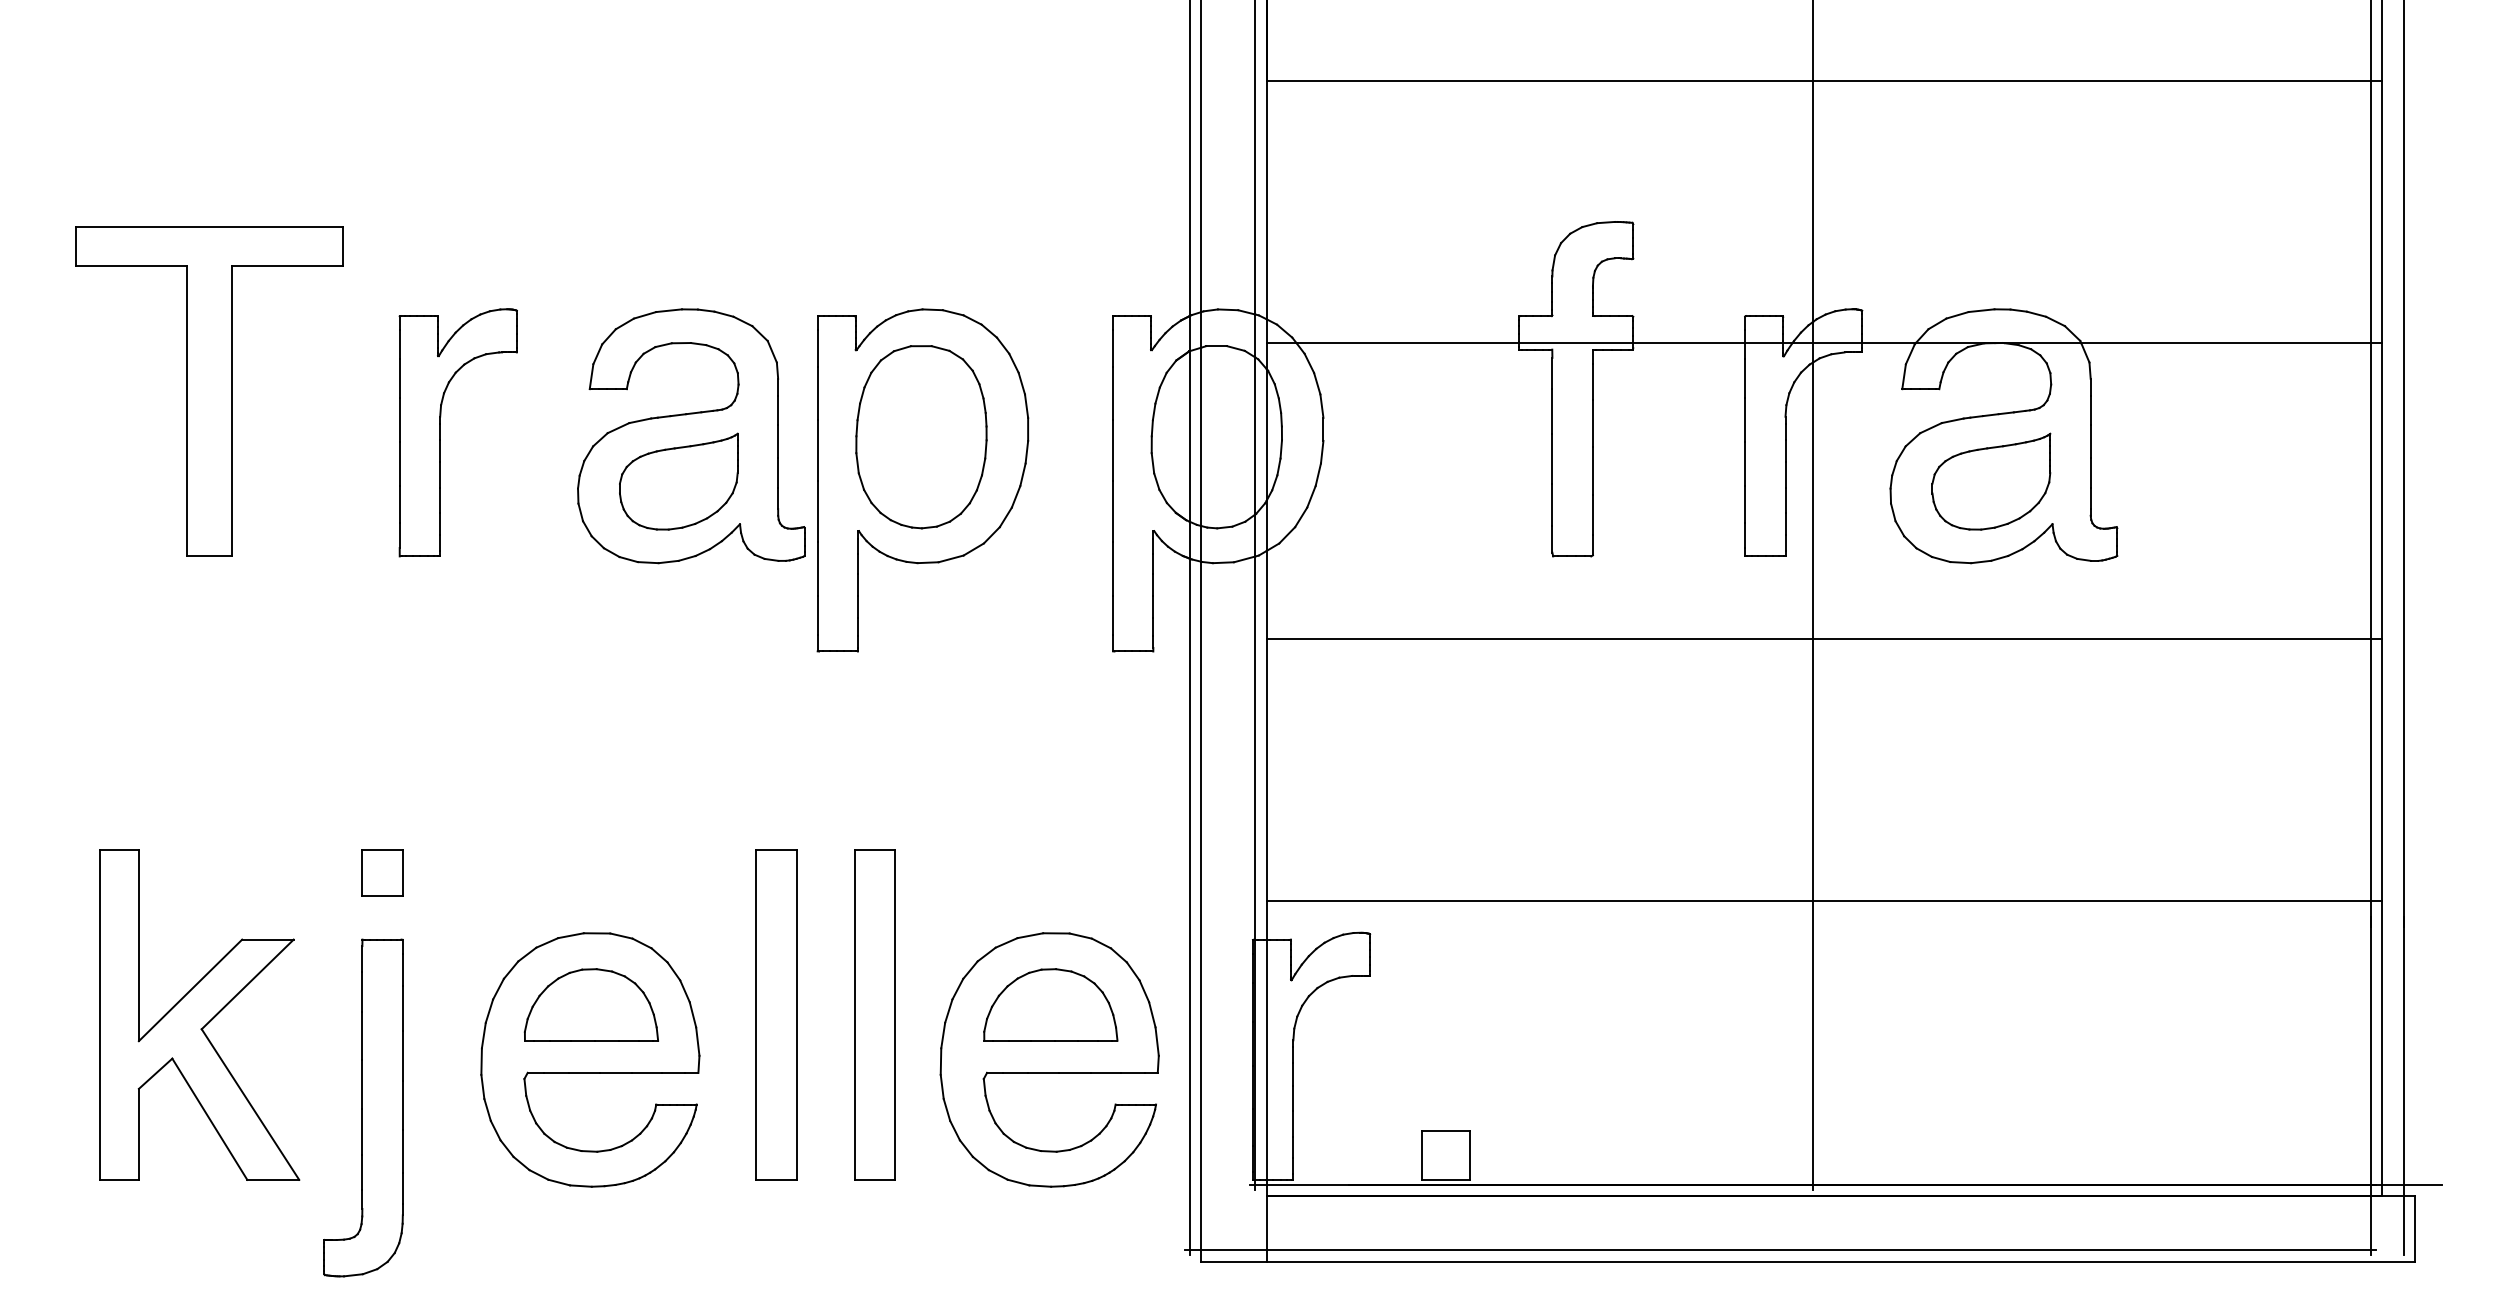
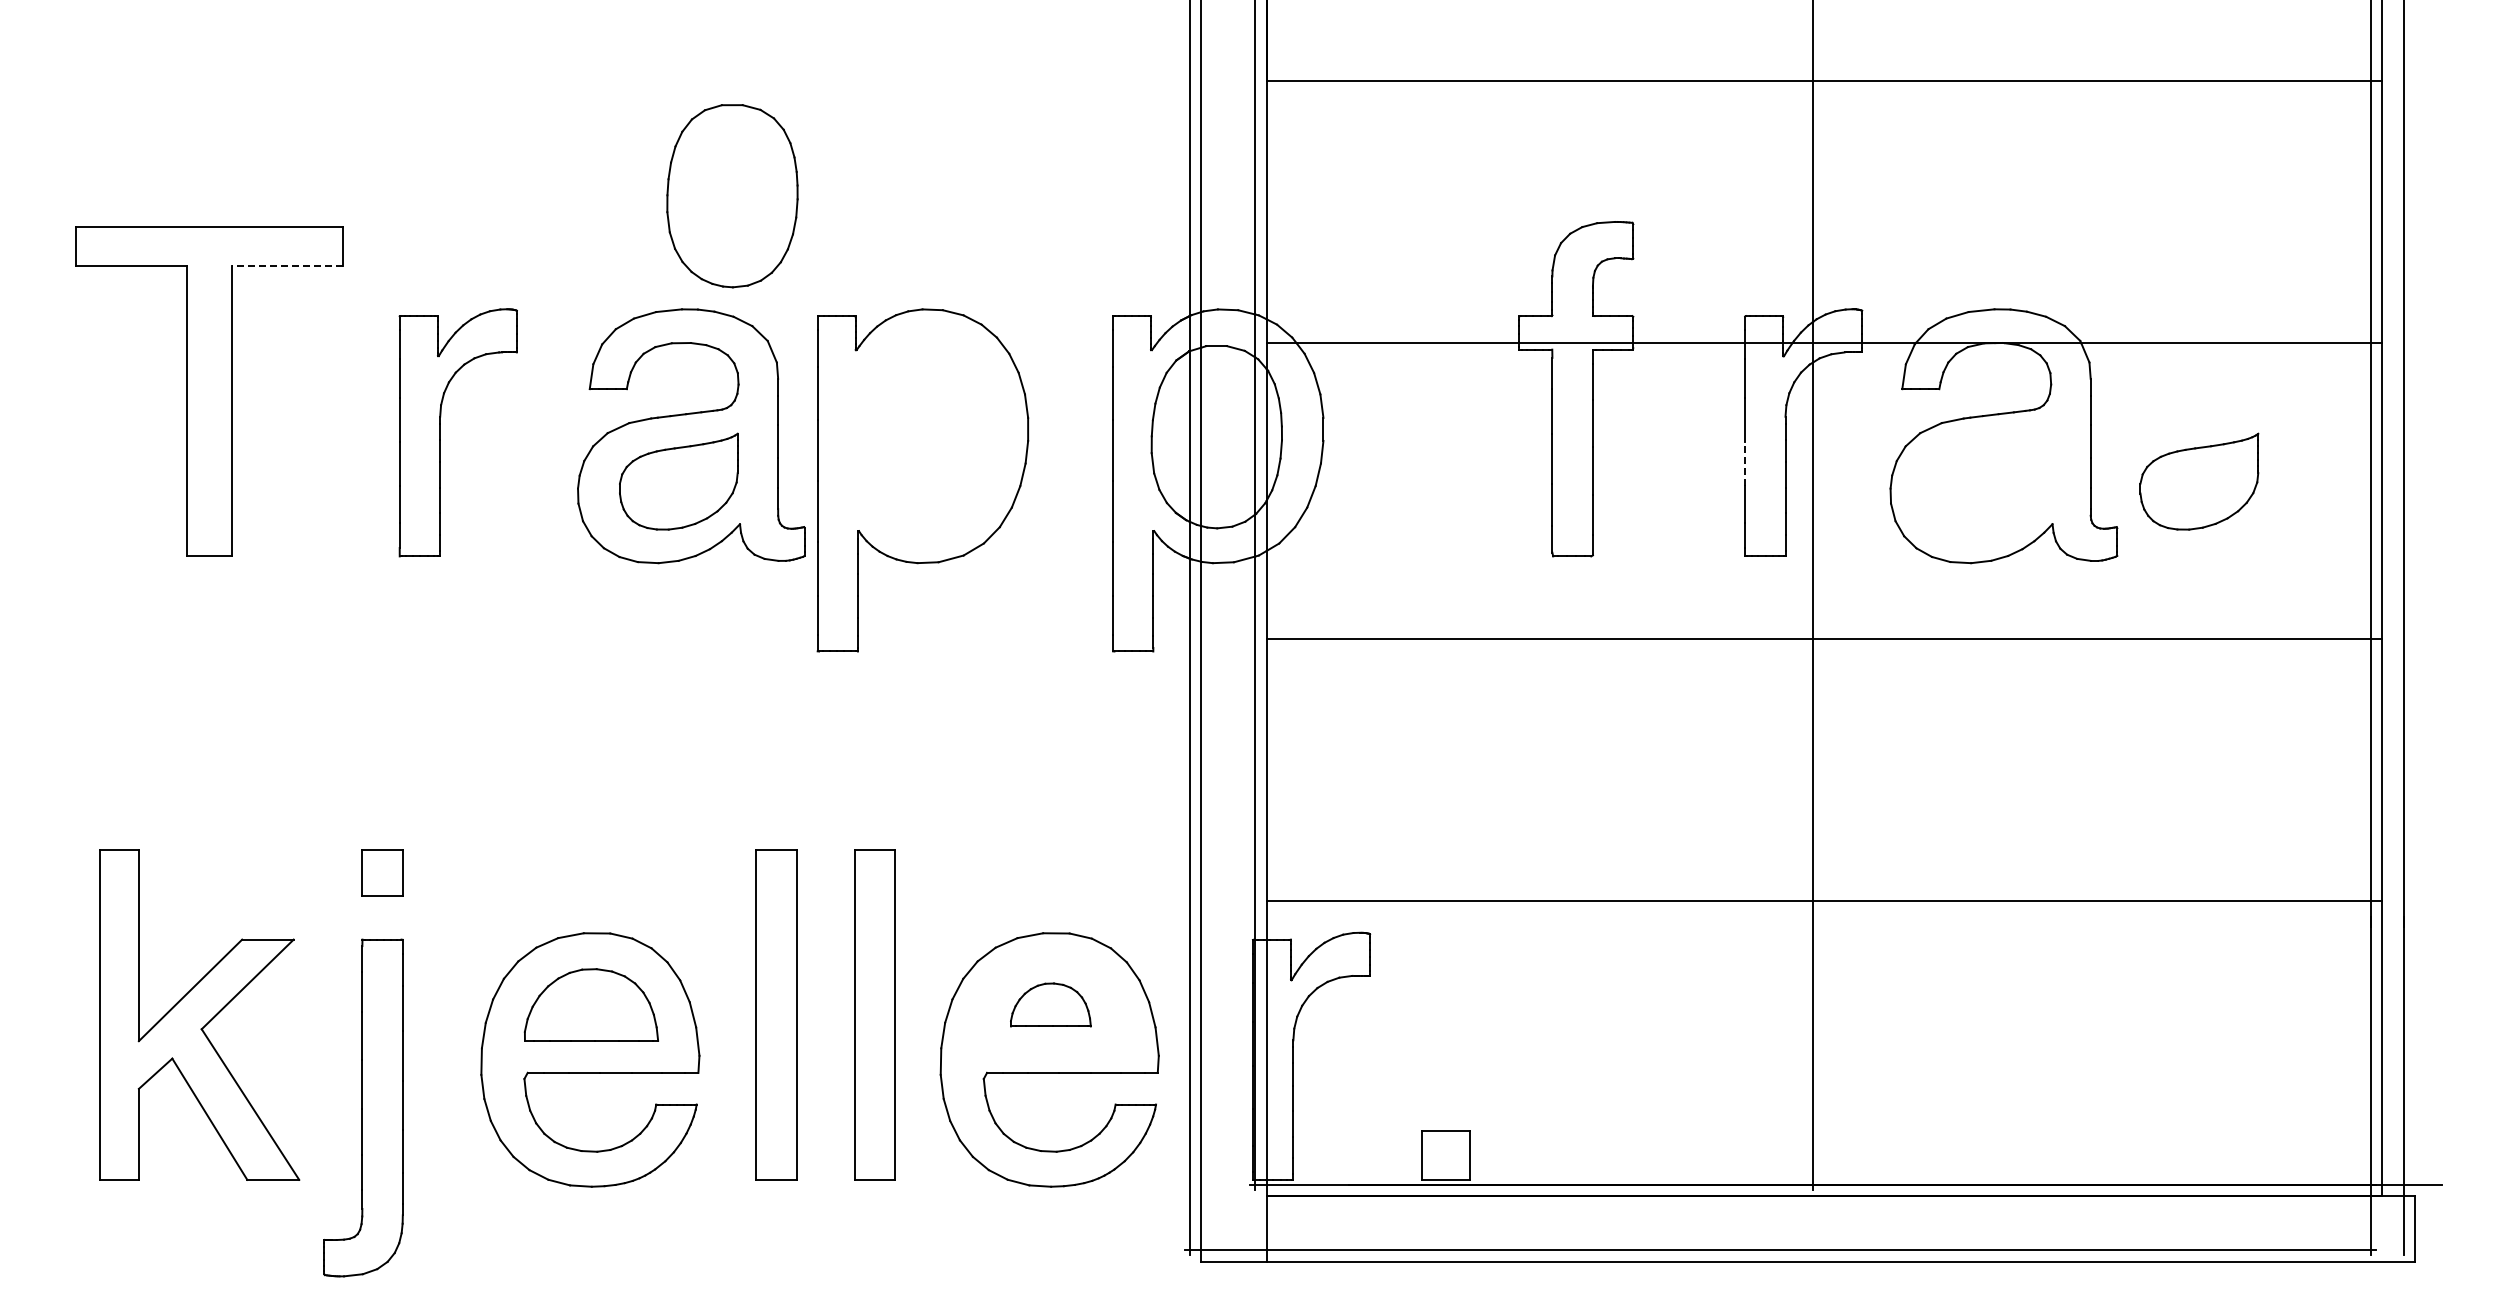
line: solid -> dashed (287, 266)
part position: (921, 437) -> (732, 196) (732, 196)
line: solid -> dashed (1745, 463)
part position: (1991, 481) -> (2199, 481) (2199, 481)
part size: 136x74 px -> 82x46 px (1050, 1004)
